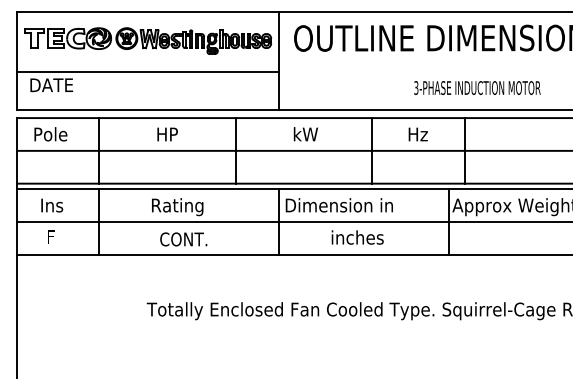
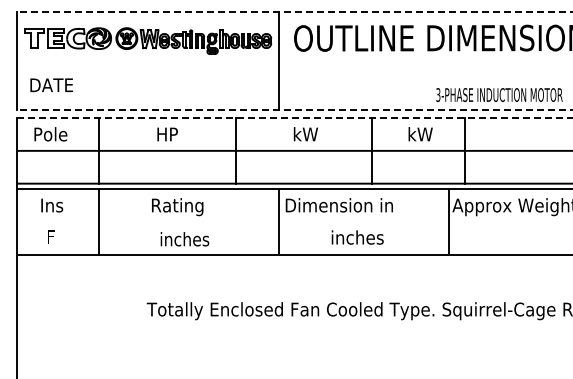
line: solid -> dashed (294, 11)
line: present -> none (148, 71)
text position: (477, 87) -> (499, 94) (499, 94)
line: solid -> dashed (294, 109)
line: solid -> dashed (294, 118)
text: Hz -> kW (420, 134)
line: present -> none (293, 221)
text: CONT. -> inches (184, 239)
